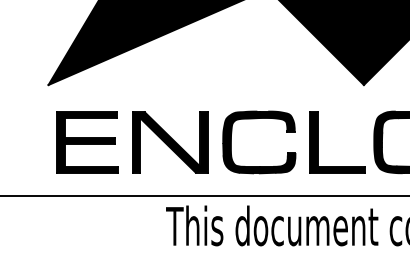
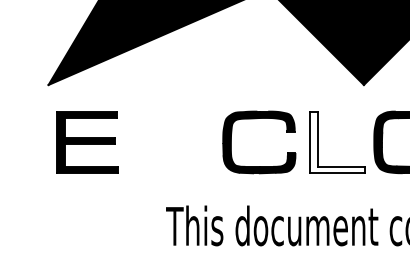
part: present -> none (170, 142)
fill: present -> none (337, 142)
line: present -> none (204, 195)
